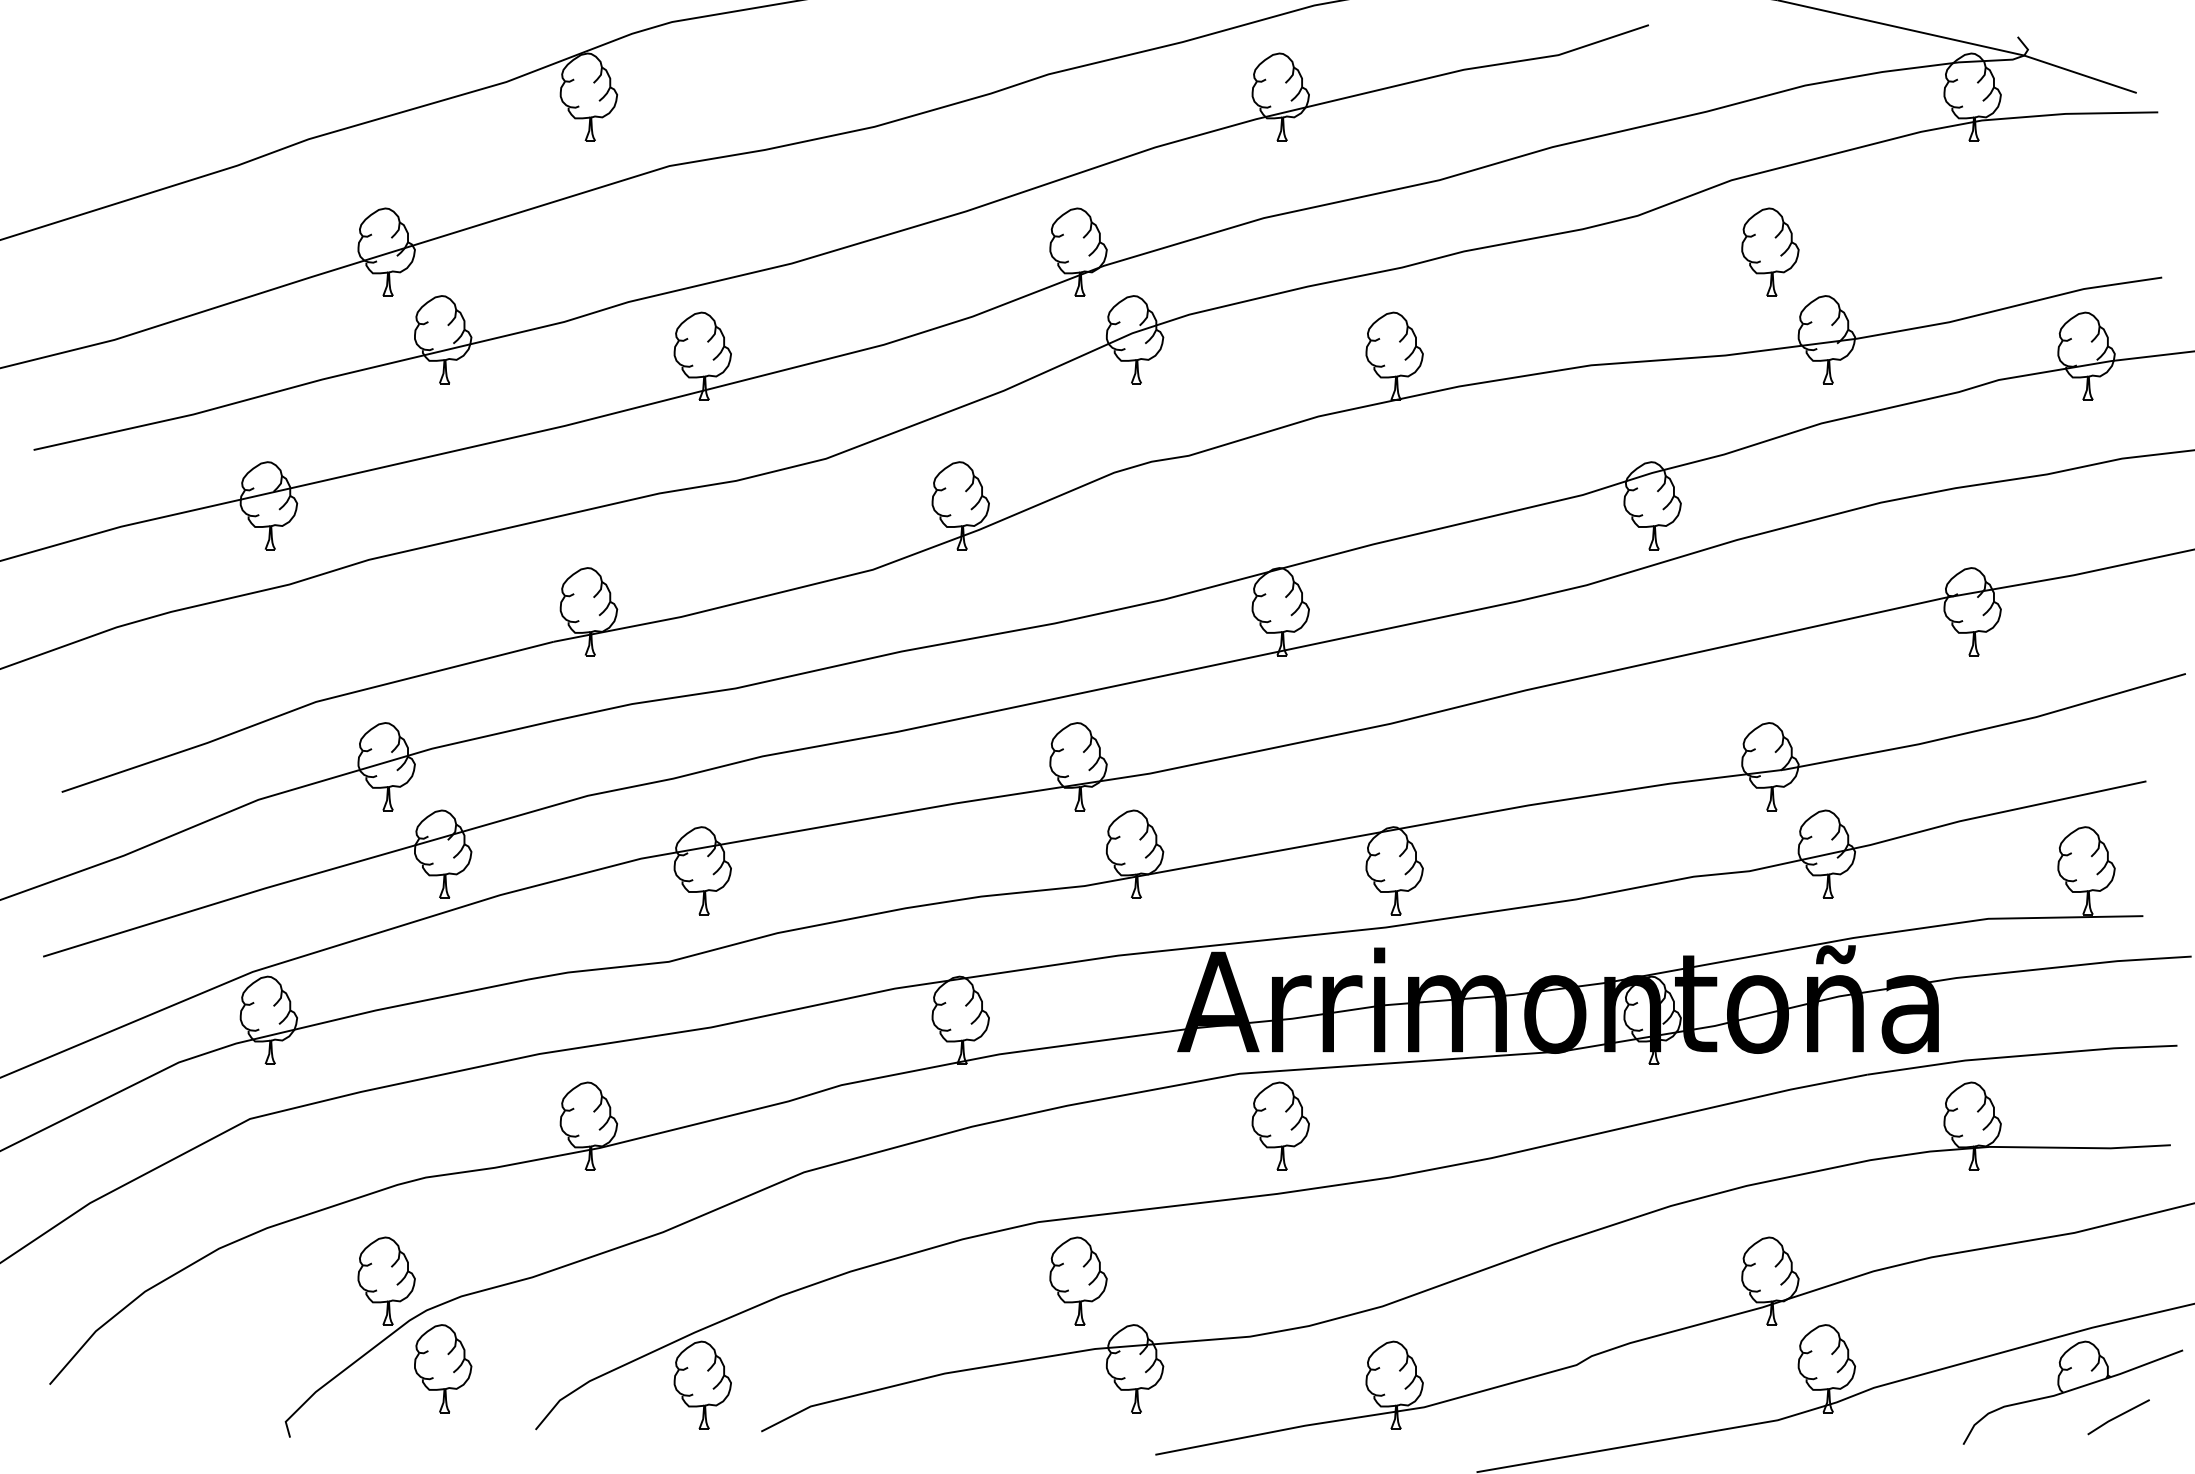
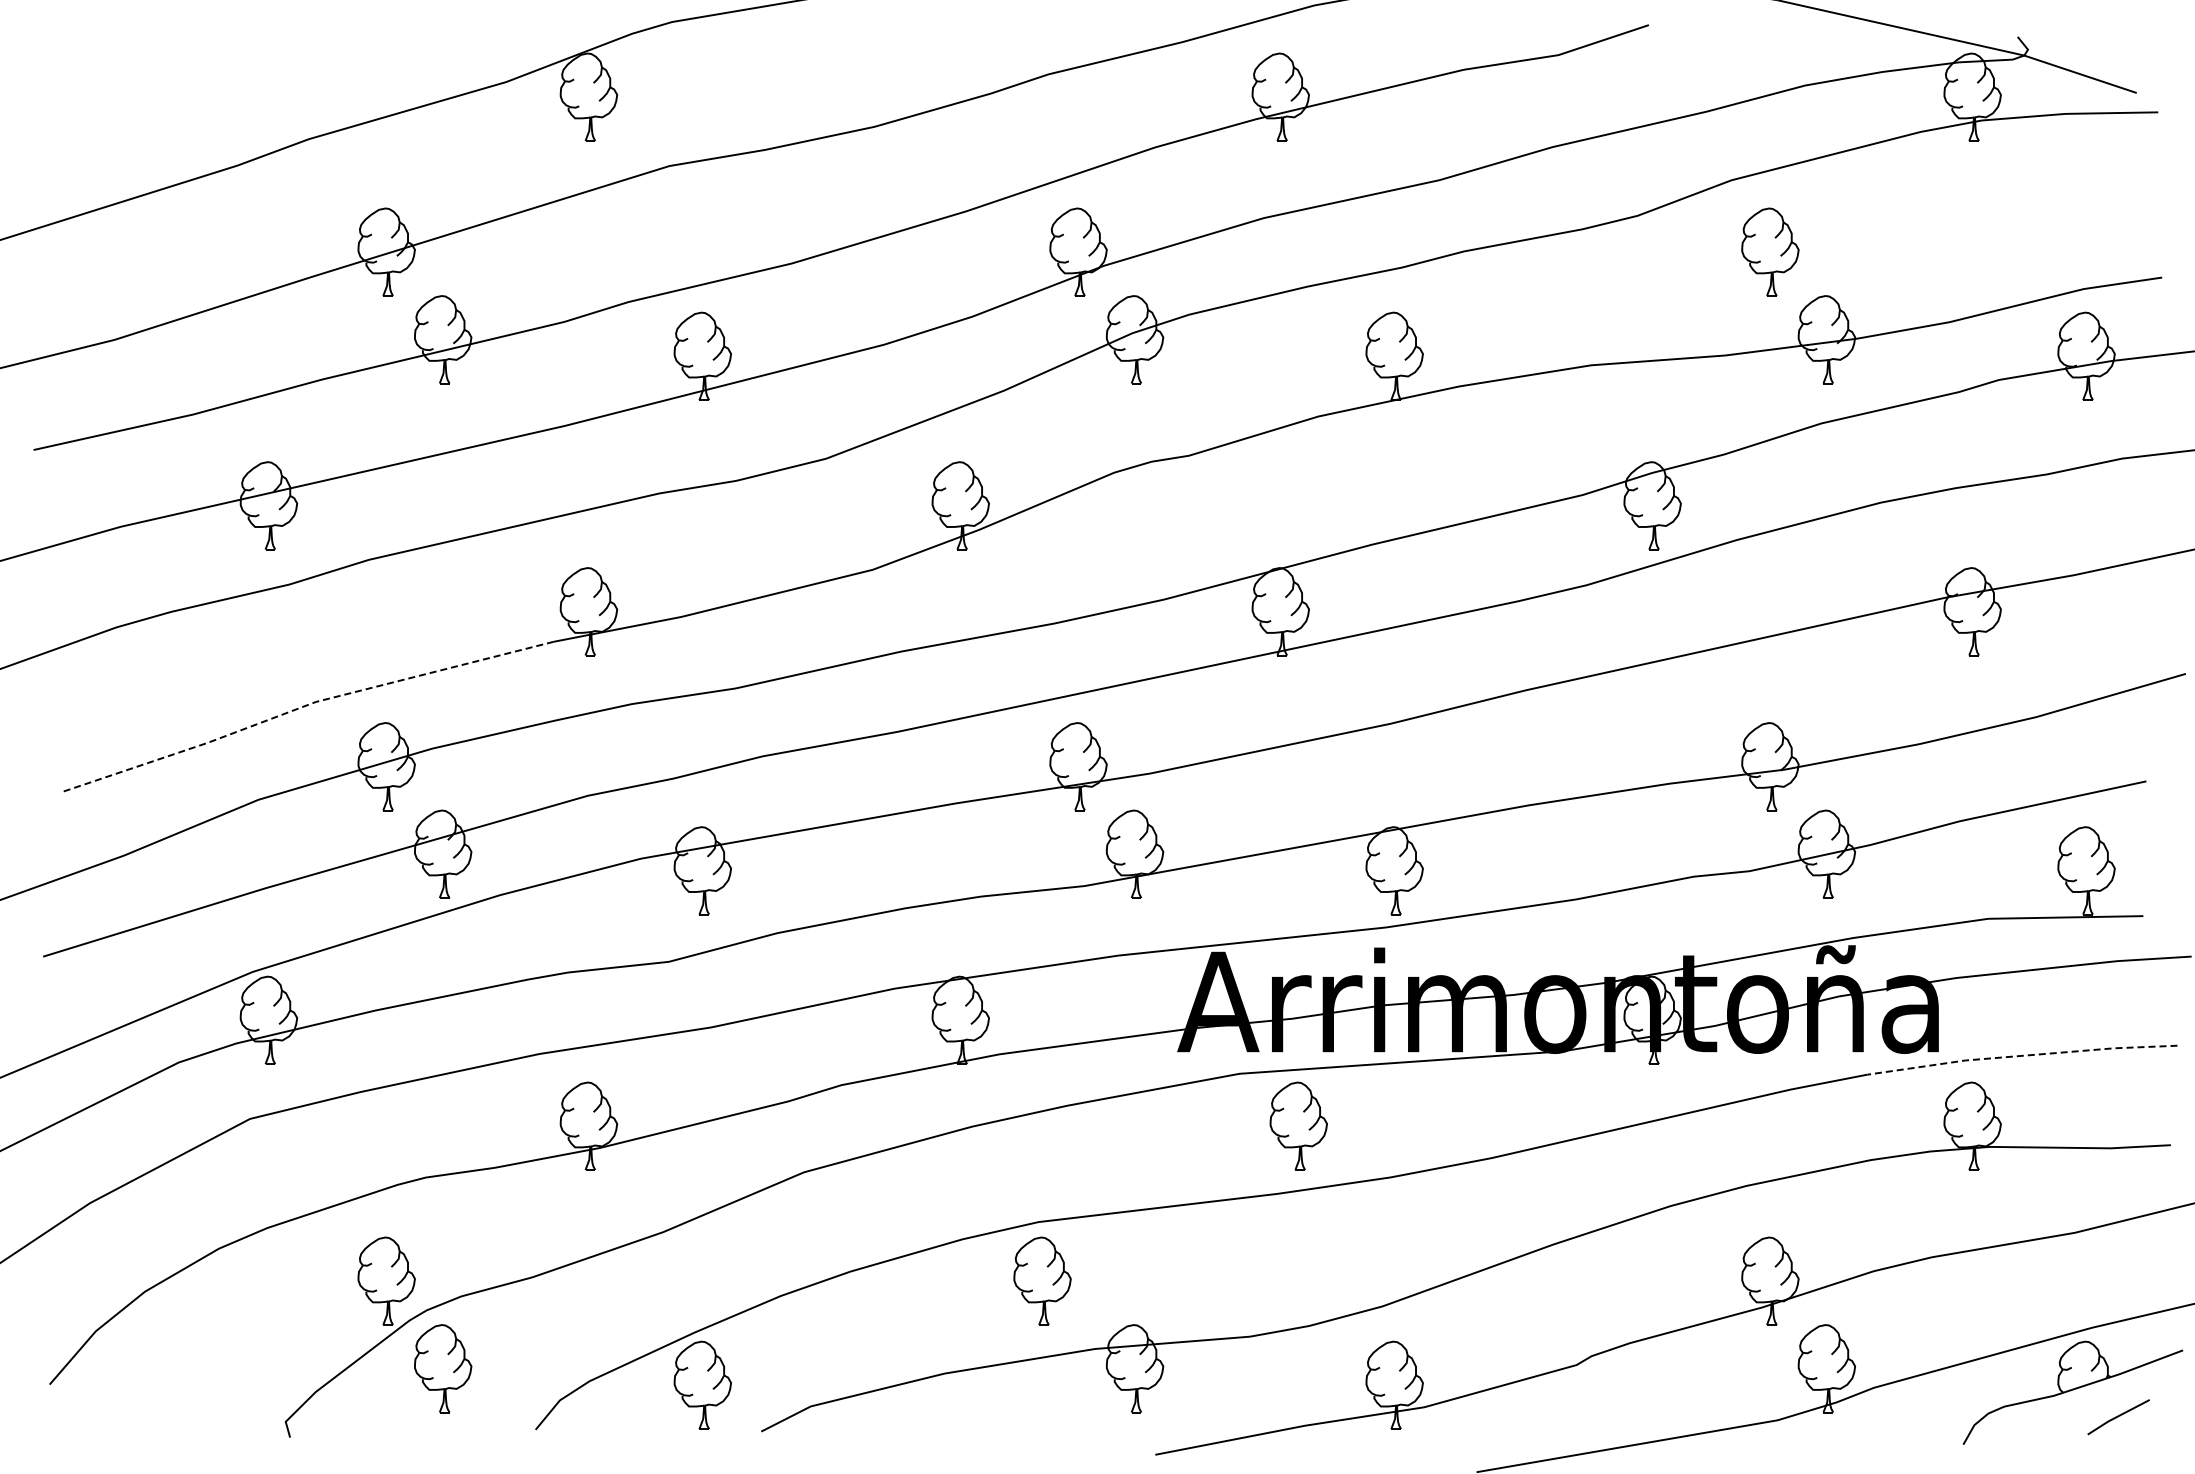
line: solid -> dashed (304, 706)
line: solid -> dashed (2021, 1055)
part position: (1280, 1125) -> (1298, 1125) (1298, 1125)
part position: (1078, 1280) -> (1042, 1280) (1042, 1280)
